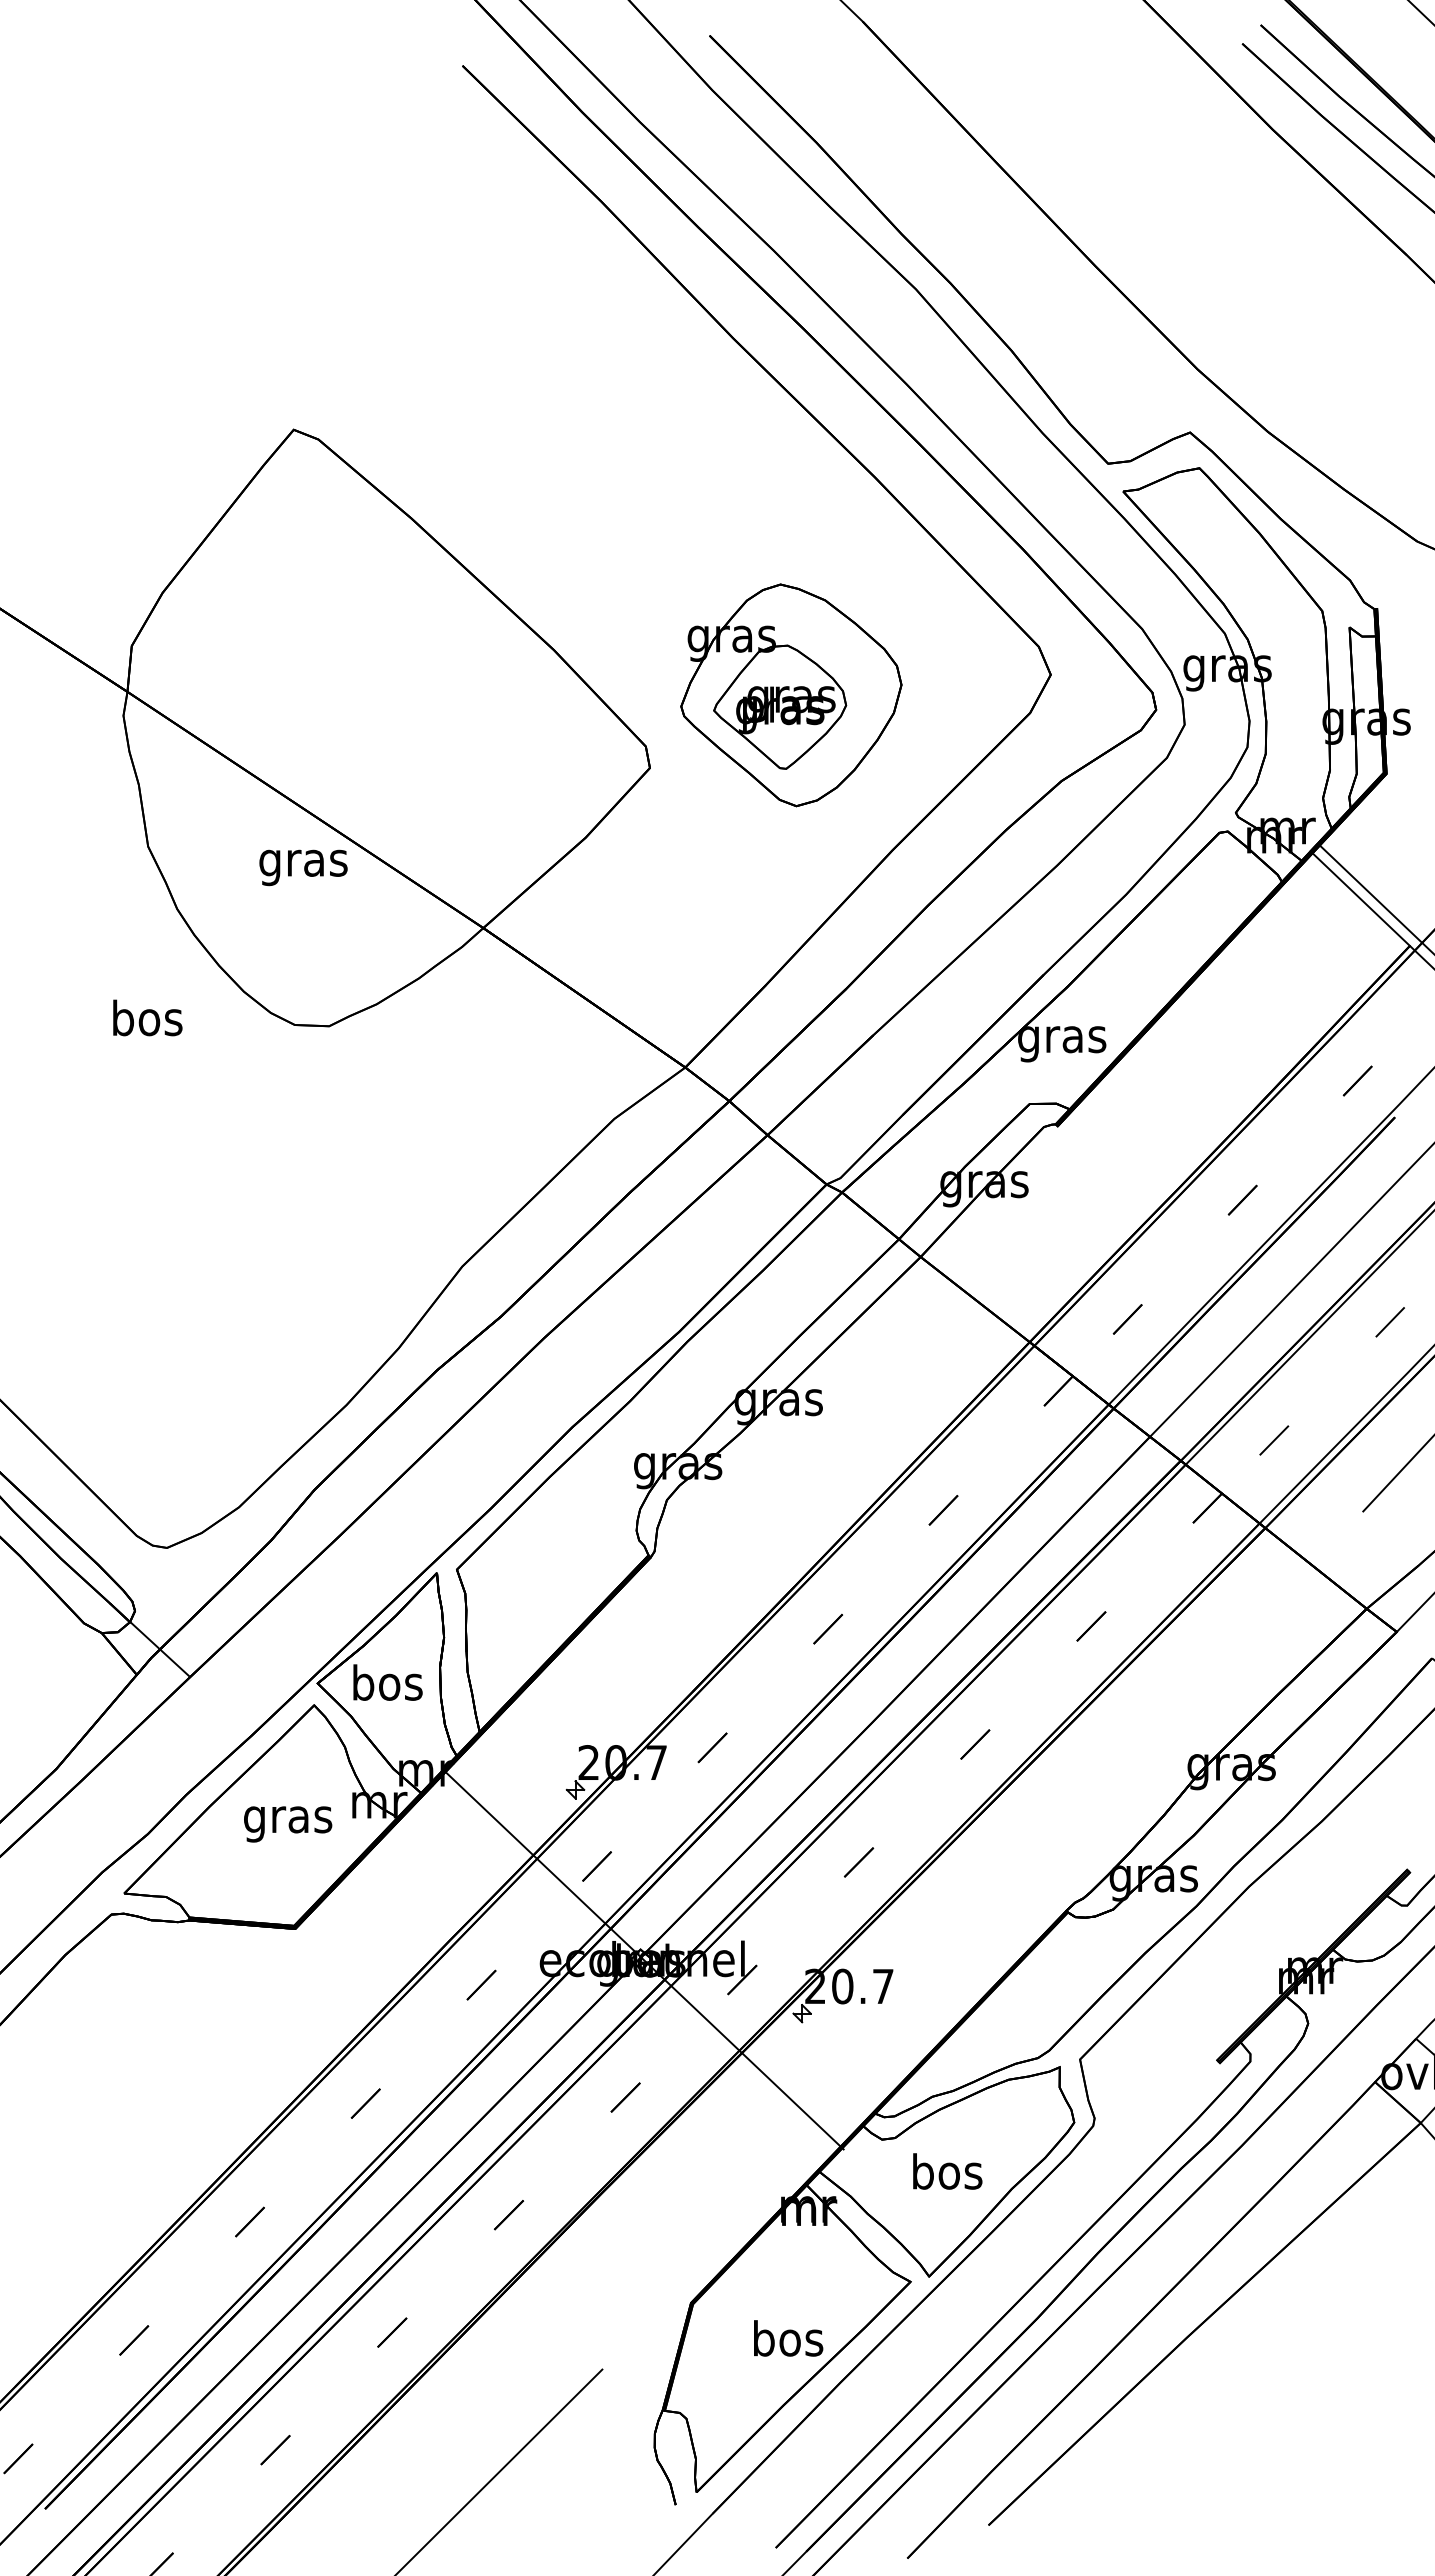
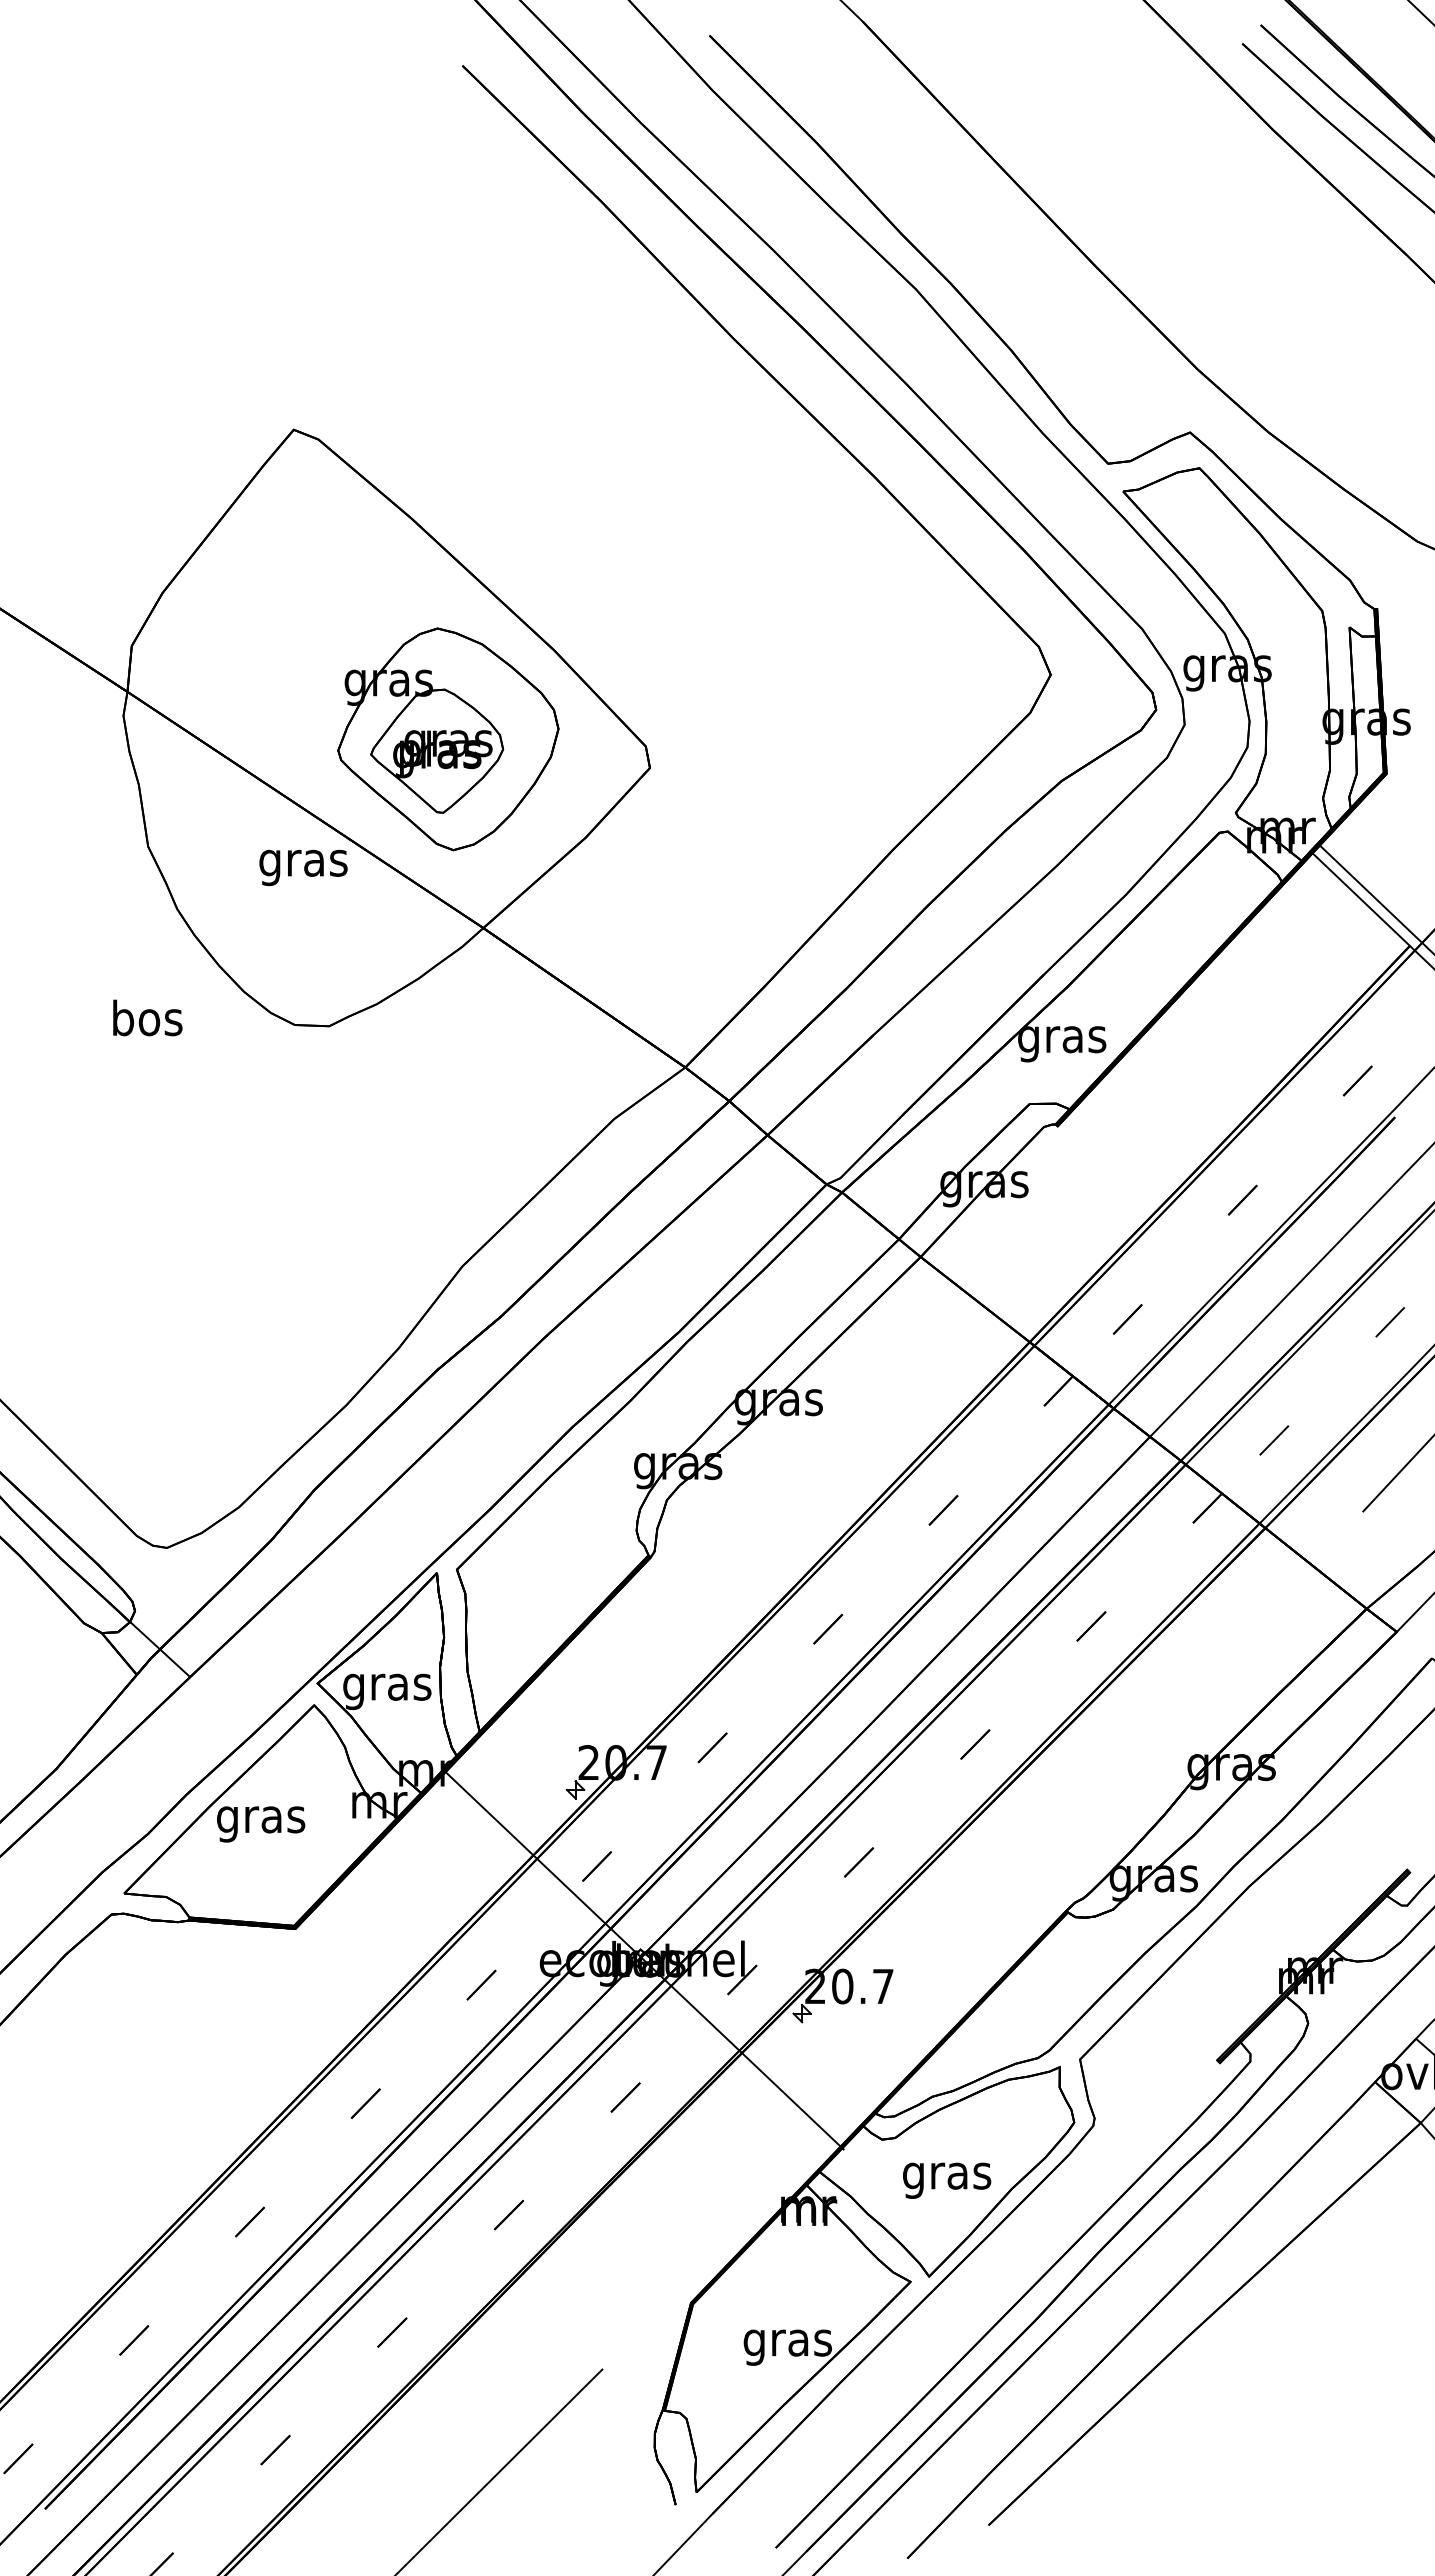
part position: (791, 695) -> (448, 739) (448, 739)
text: bos -> gras (387, 1687)
text position: (288, 1824) -> (261, 1824) (261, 1824)
text: bos -> gras (947, 2175)
text: bos -> gras (787, 2342)
